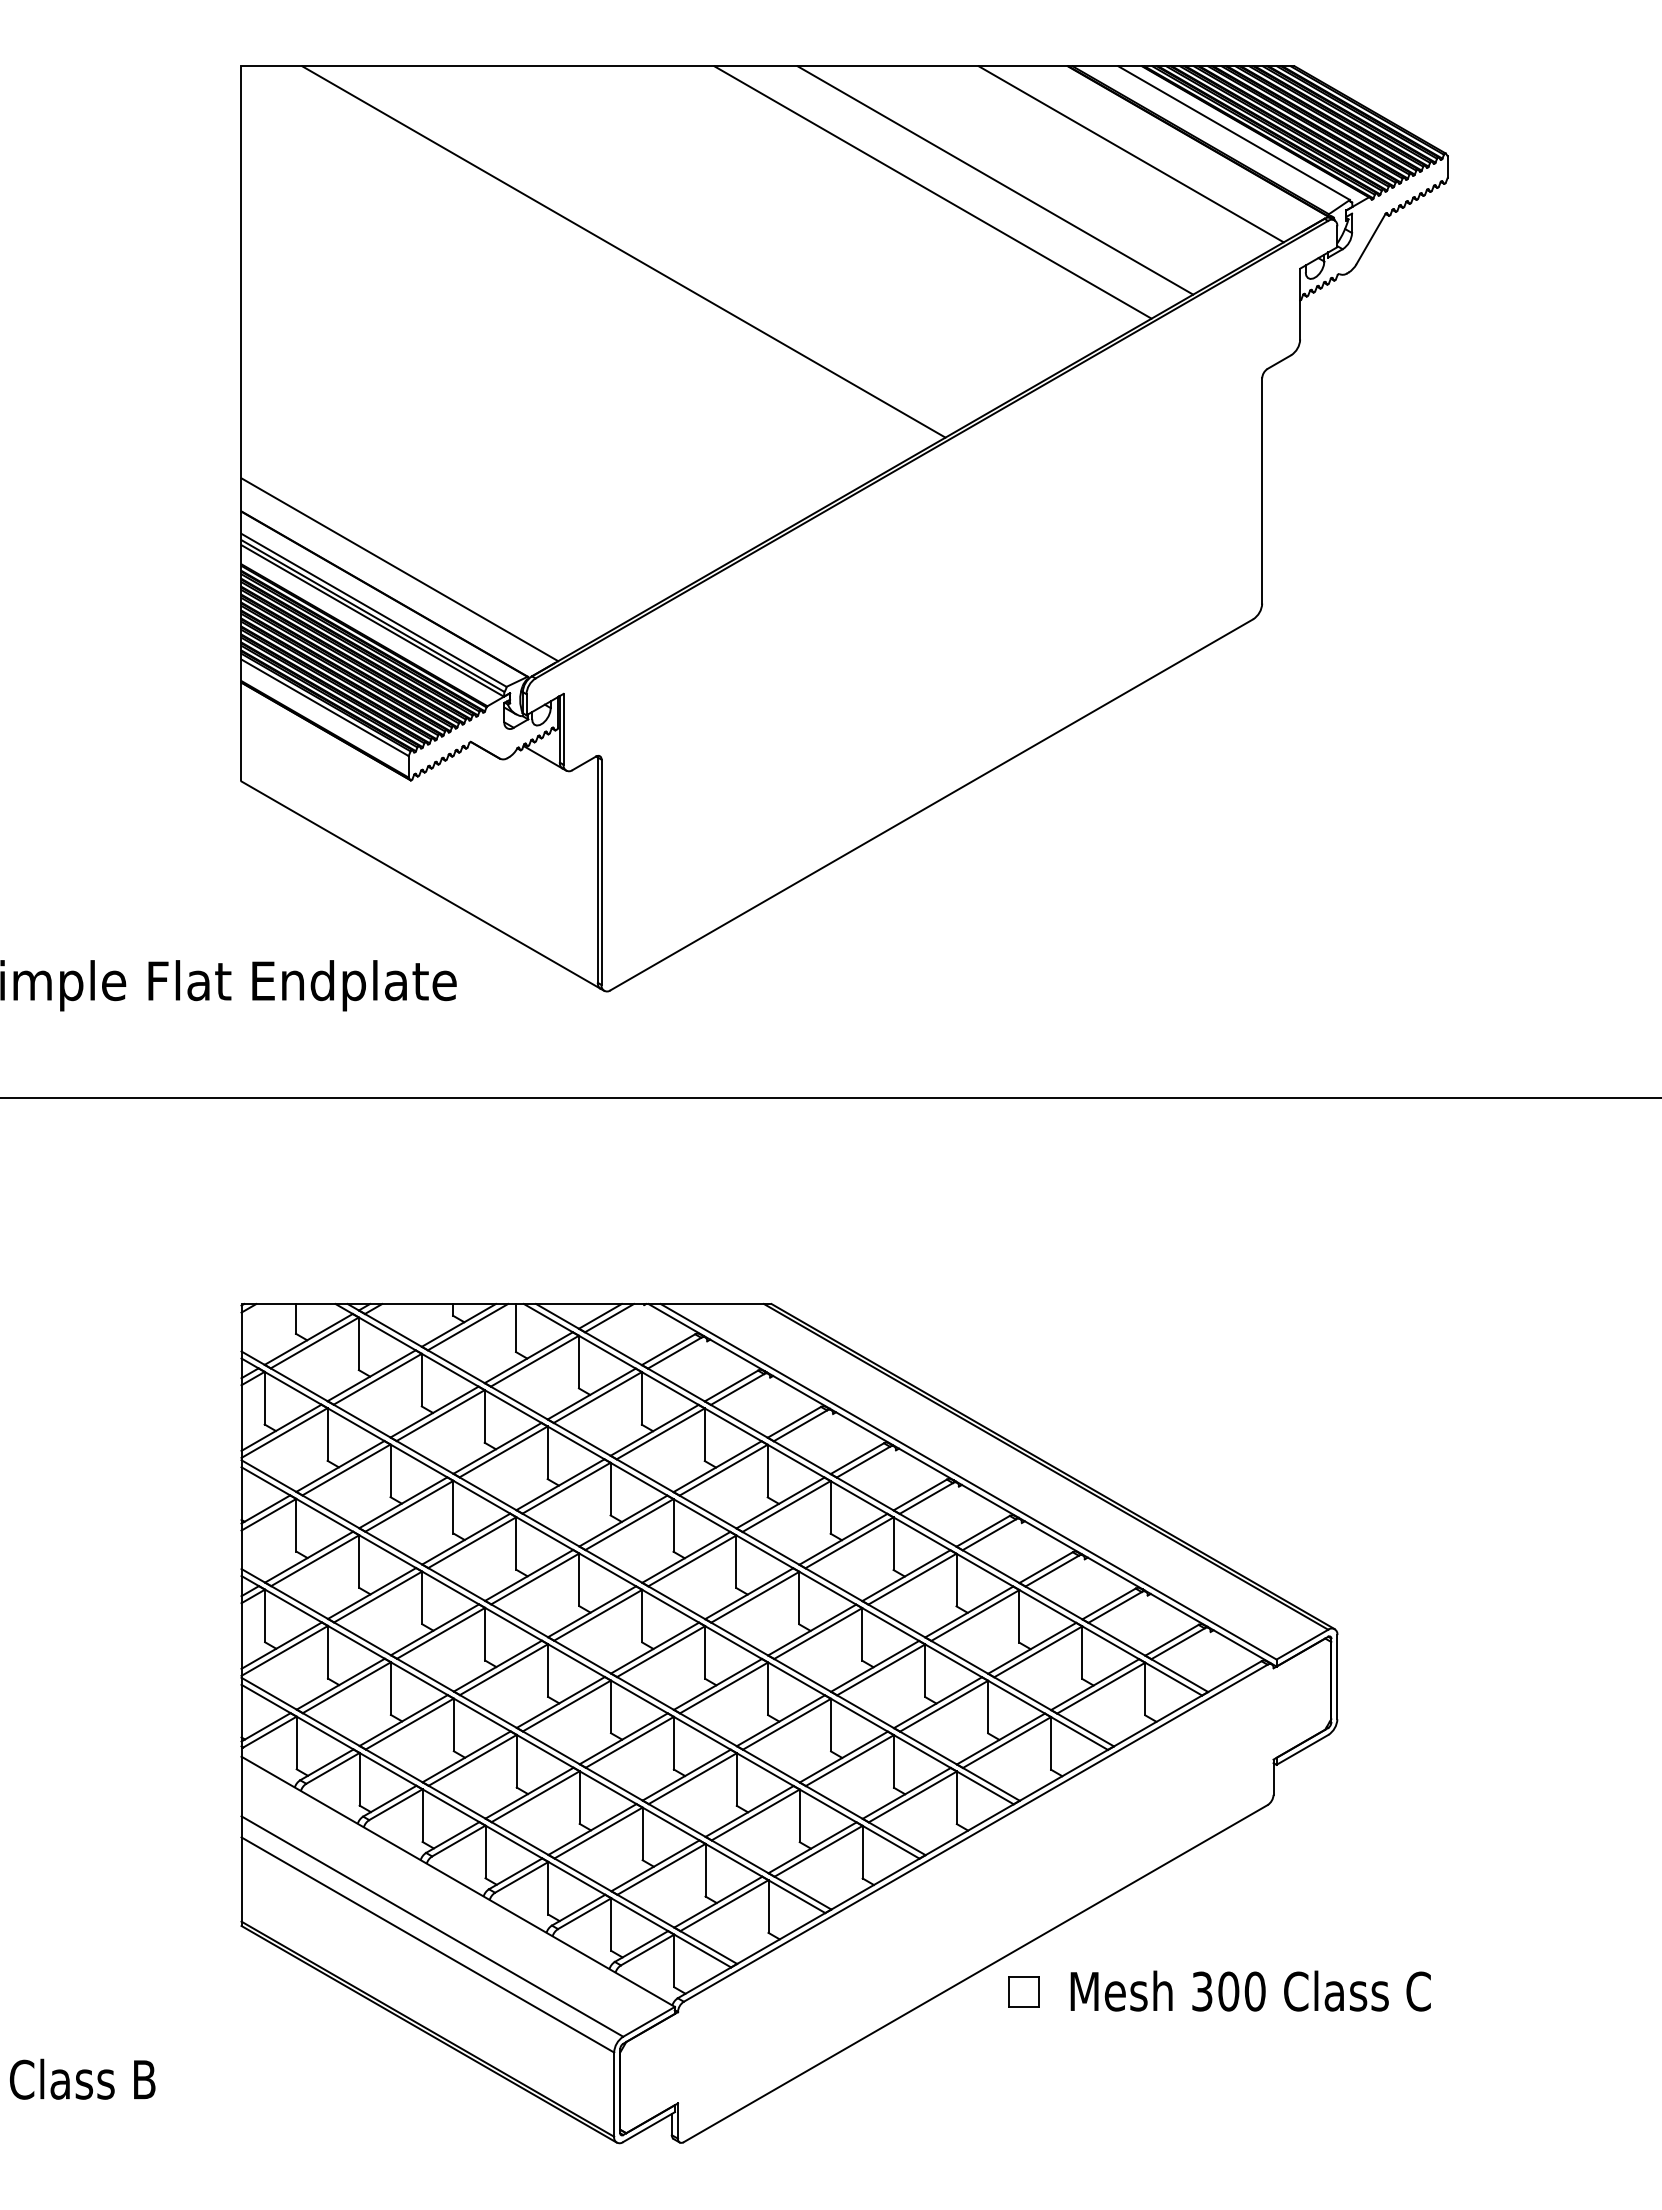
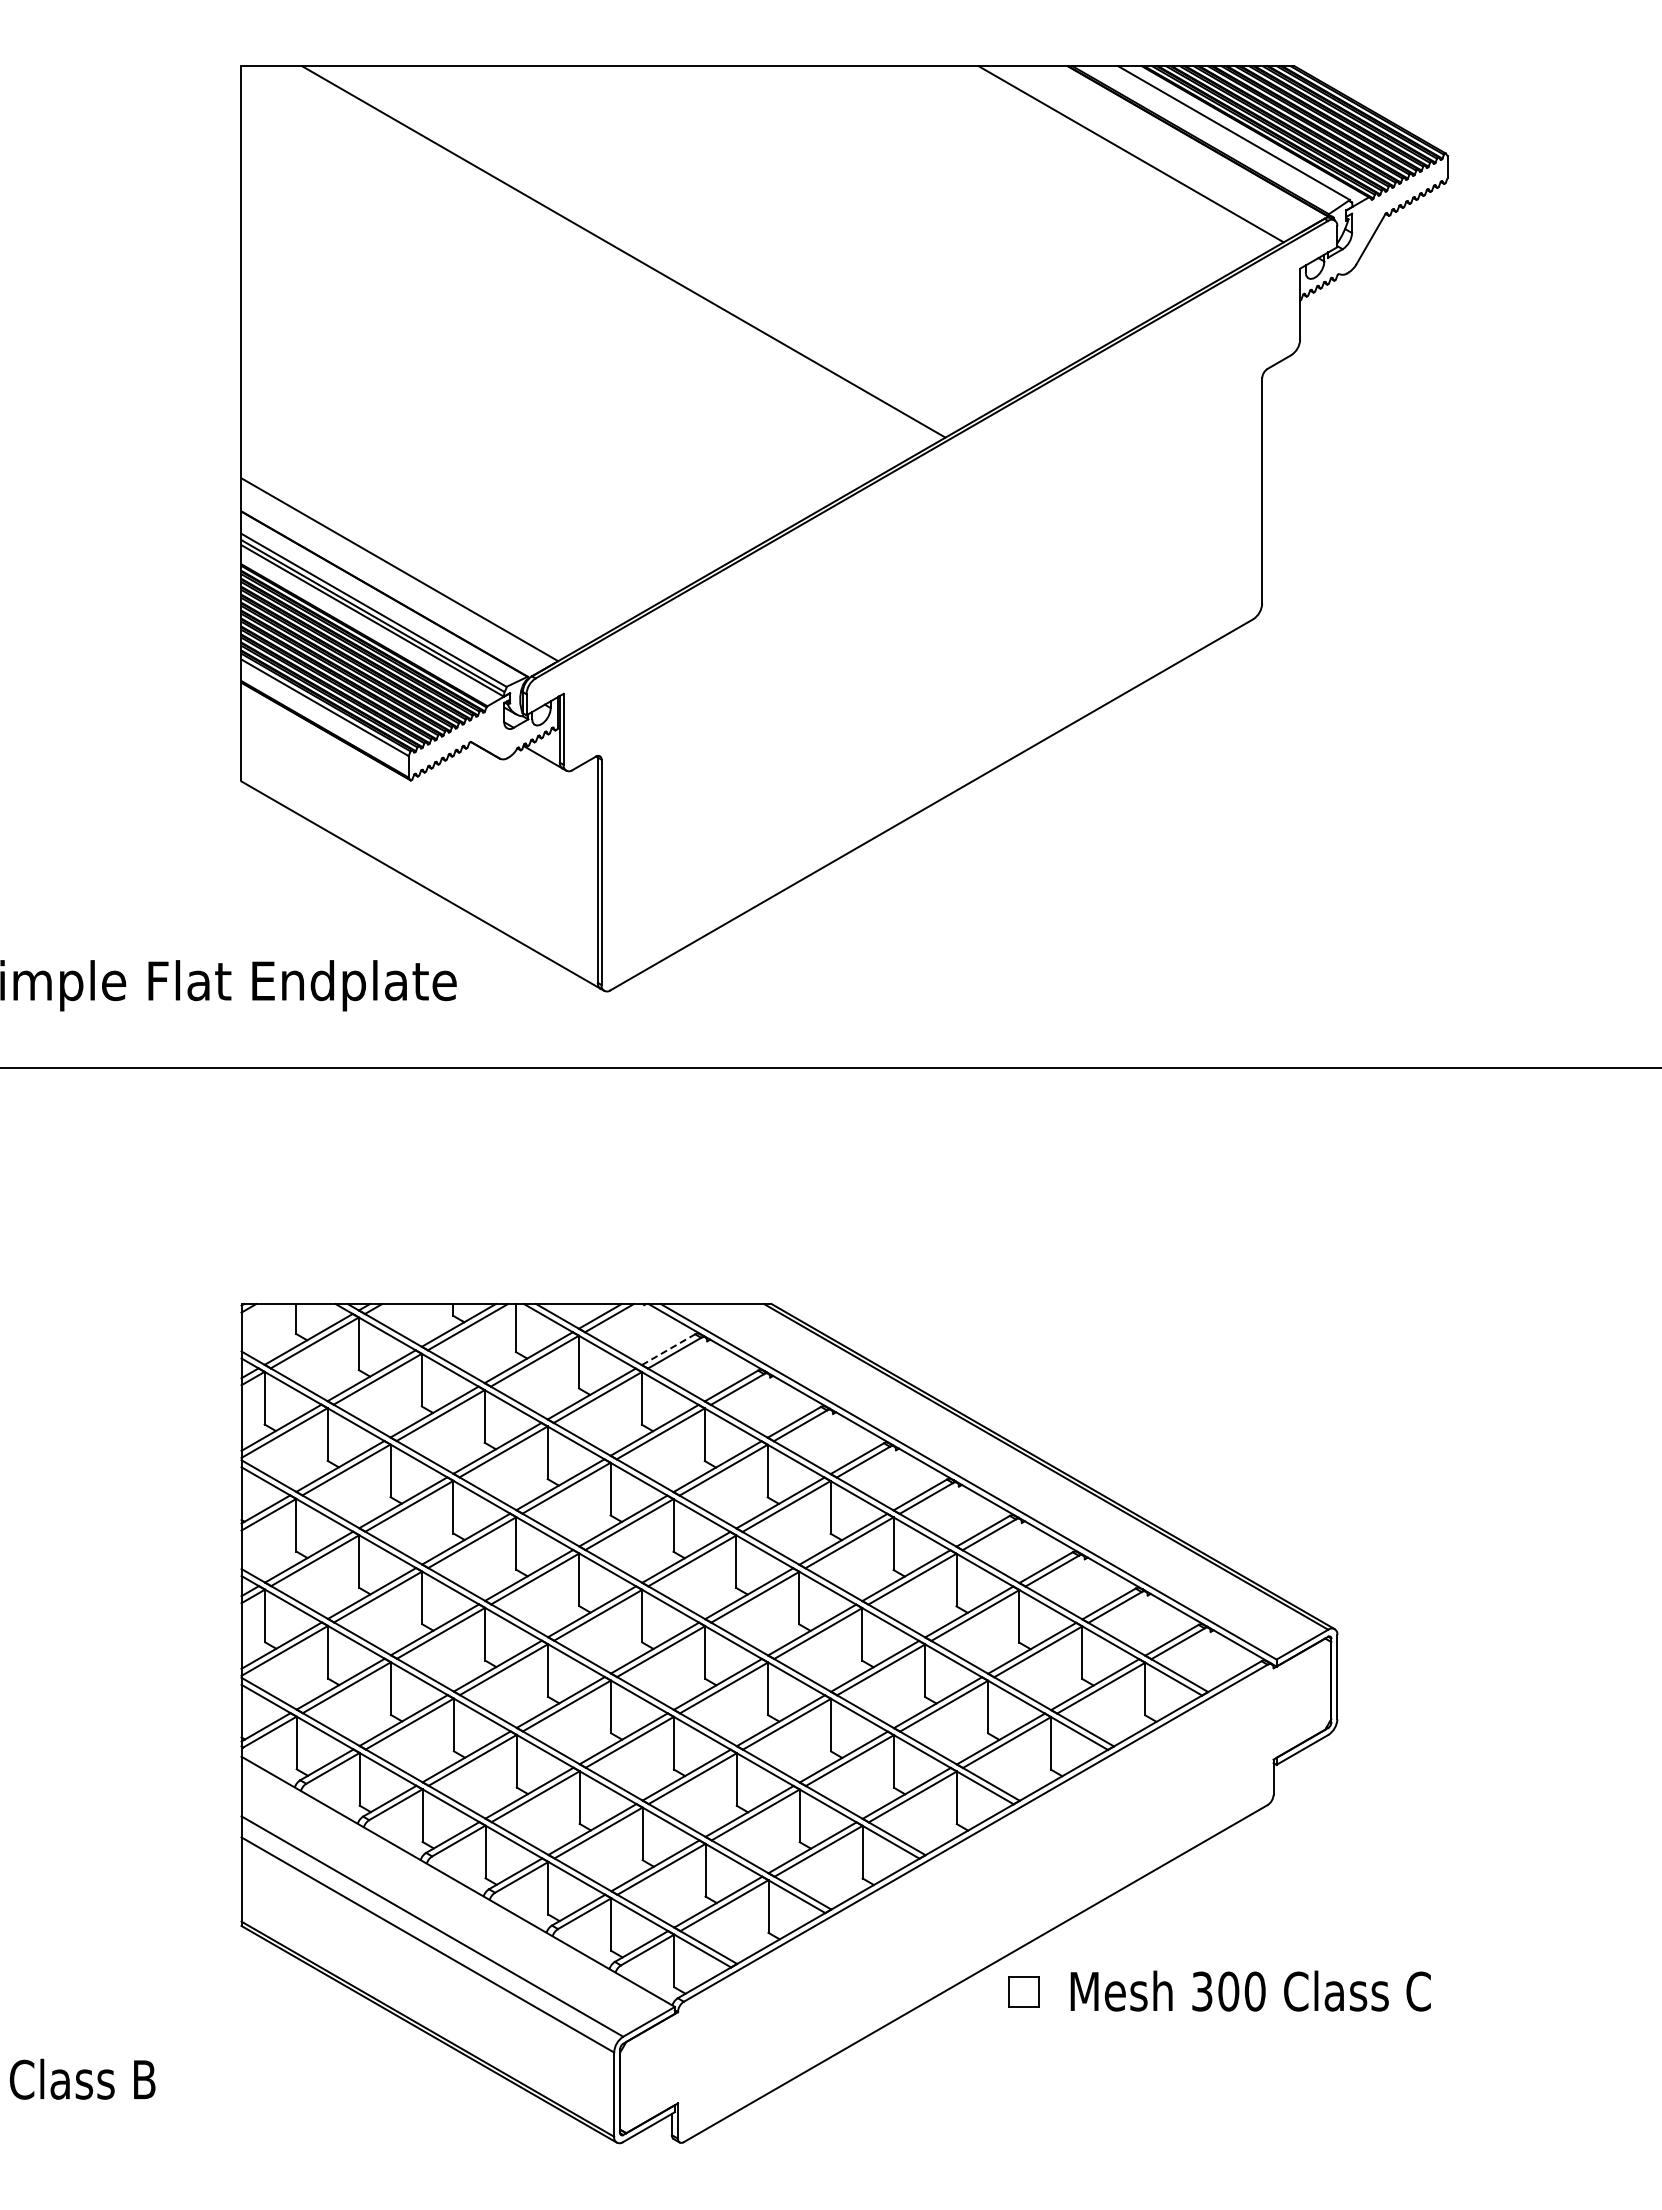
line: present -> none (995, 180)
line: present -> none (932, 192)
line position: (830, 1097) -> (830, 1067) (830, 1067)
line: solid -> dashed (668, 1349)
